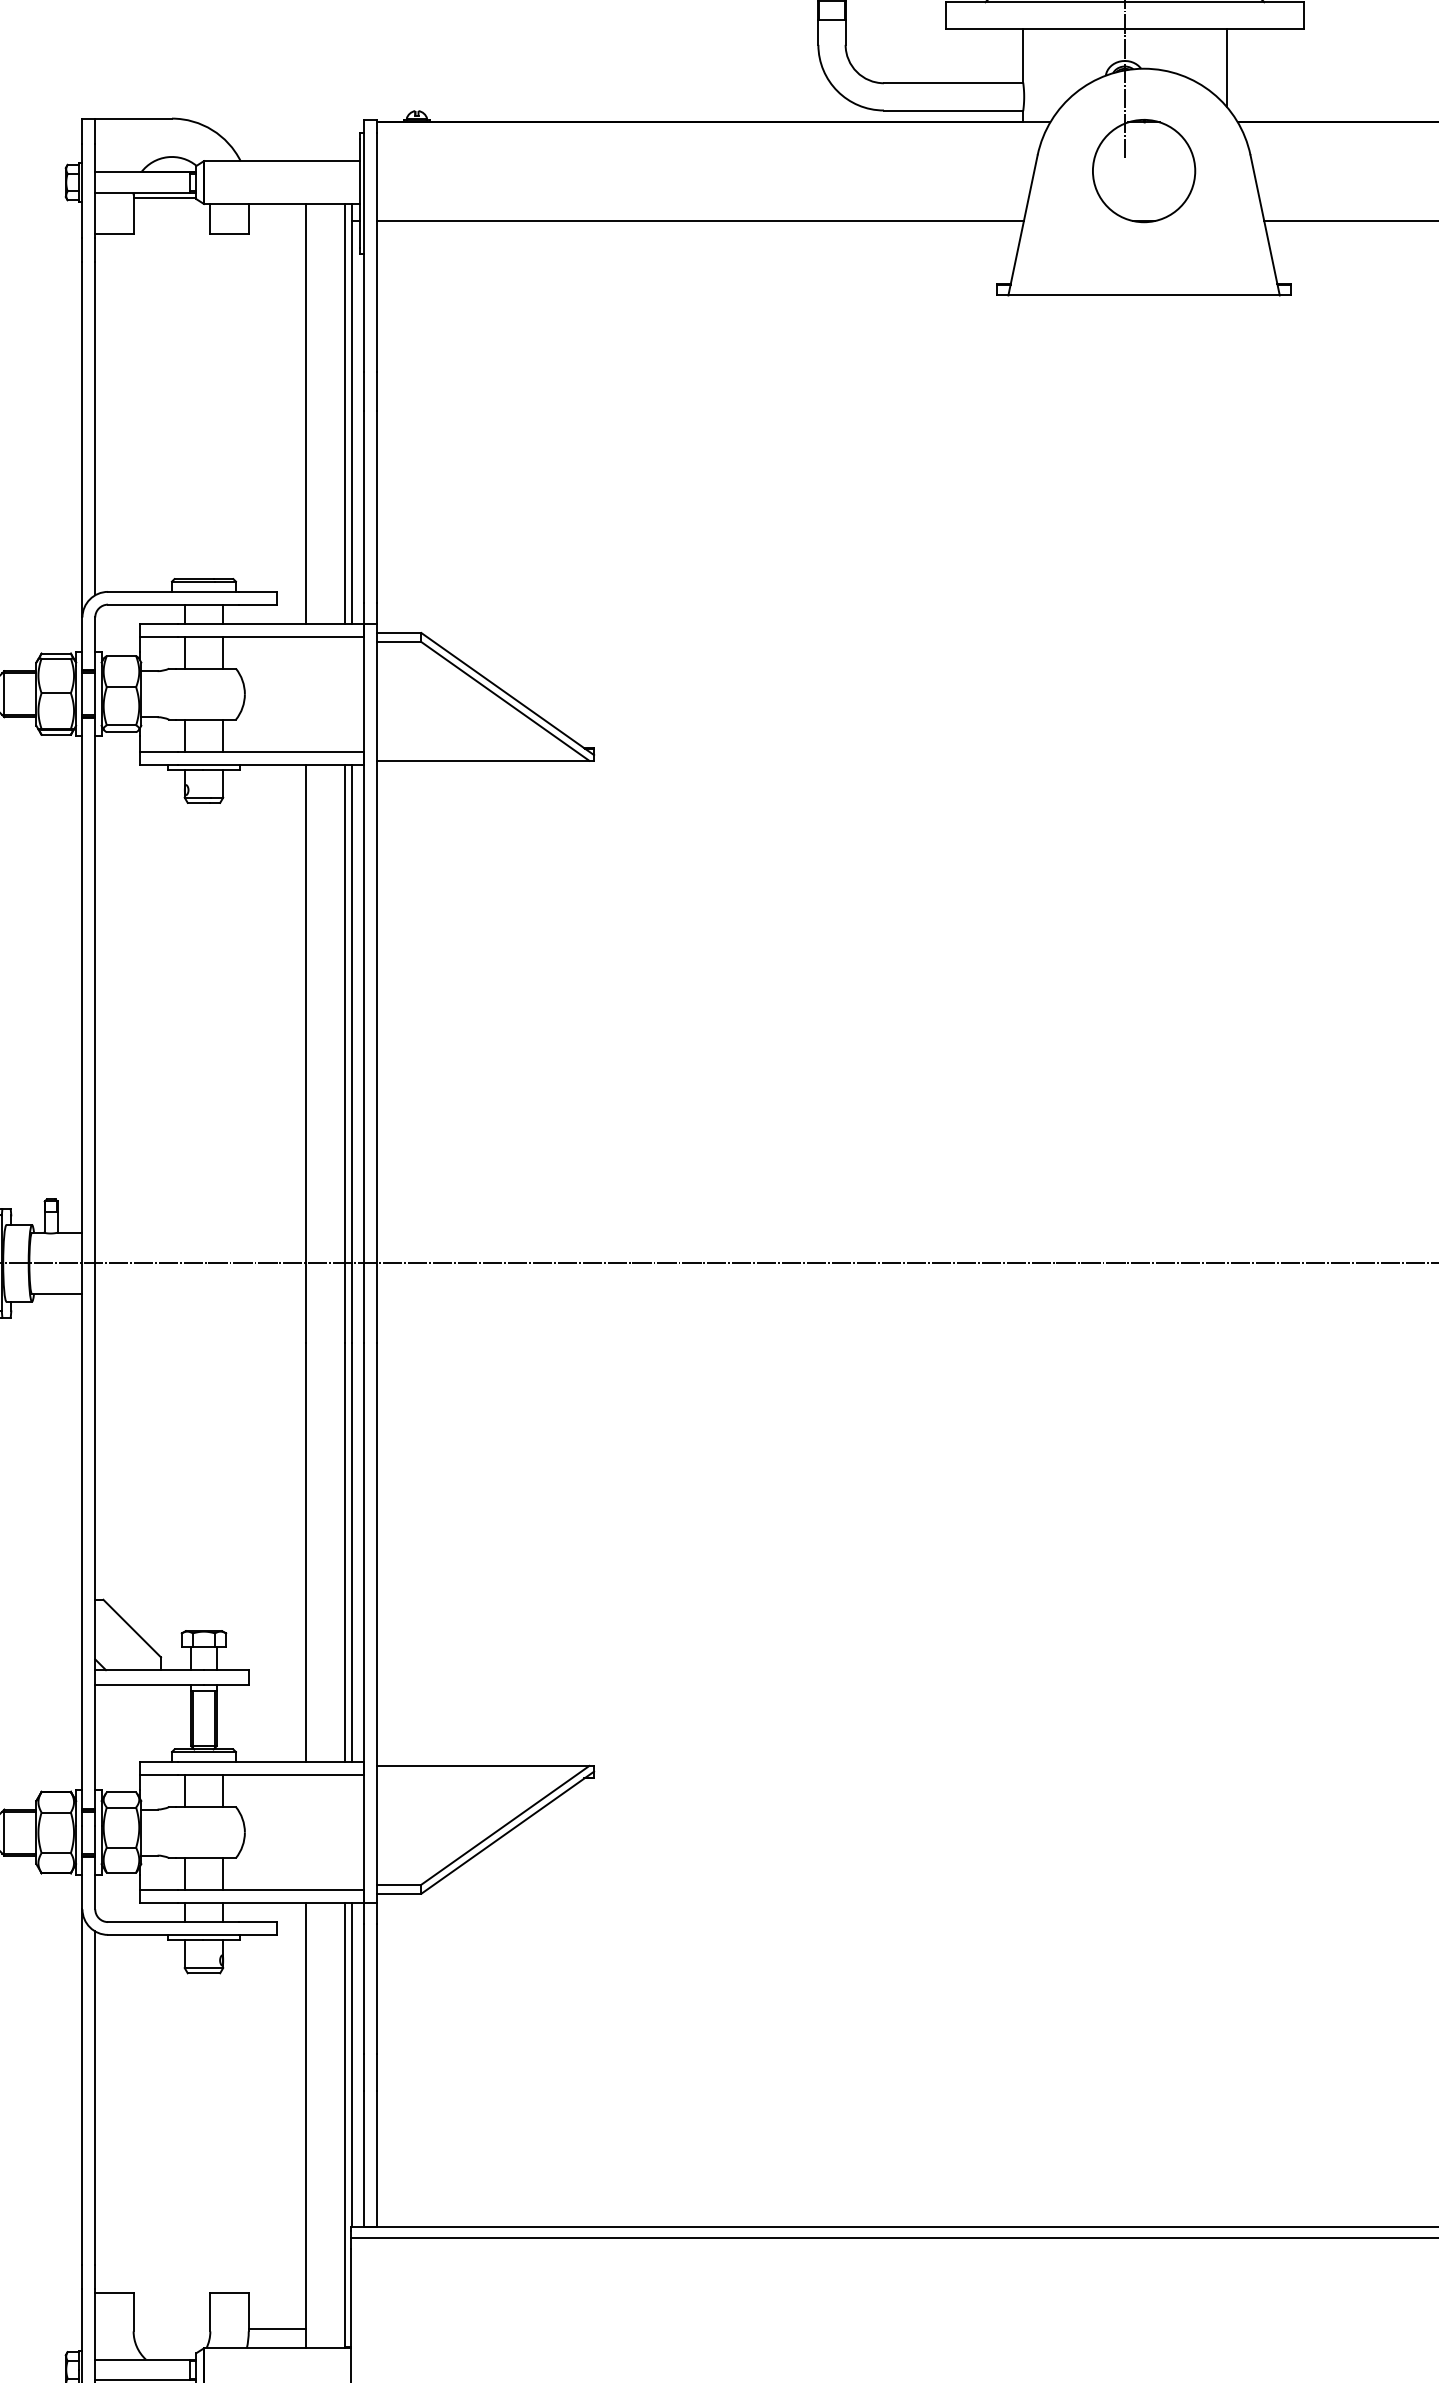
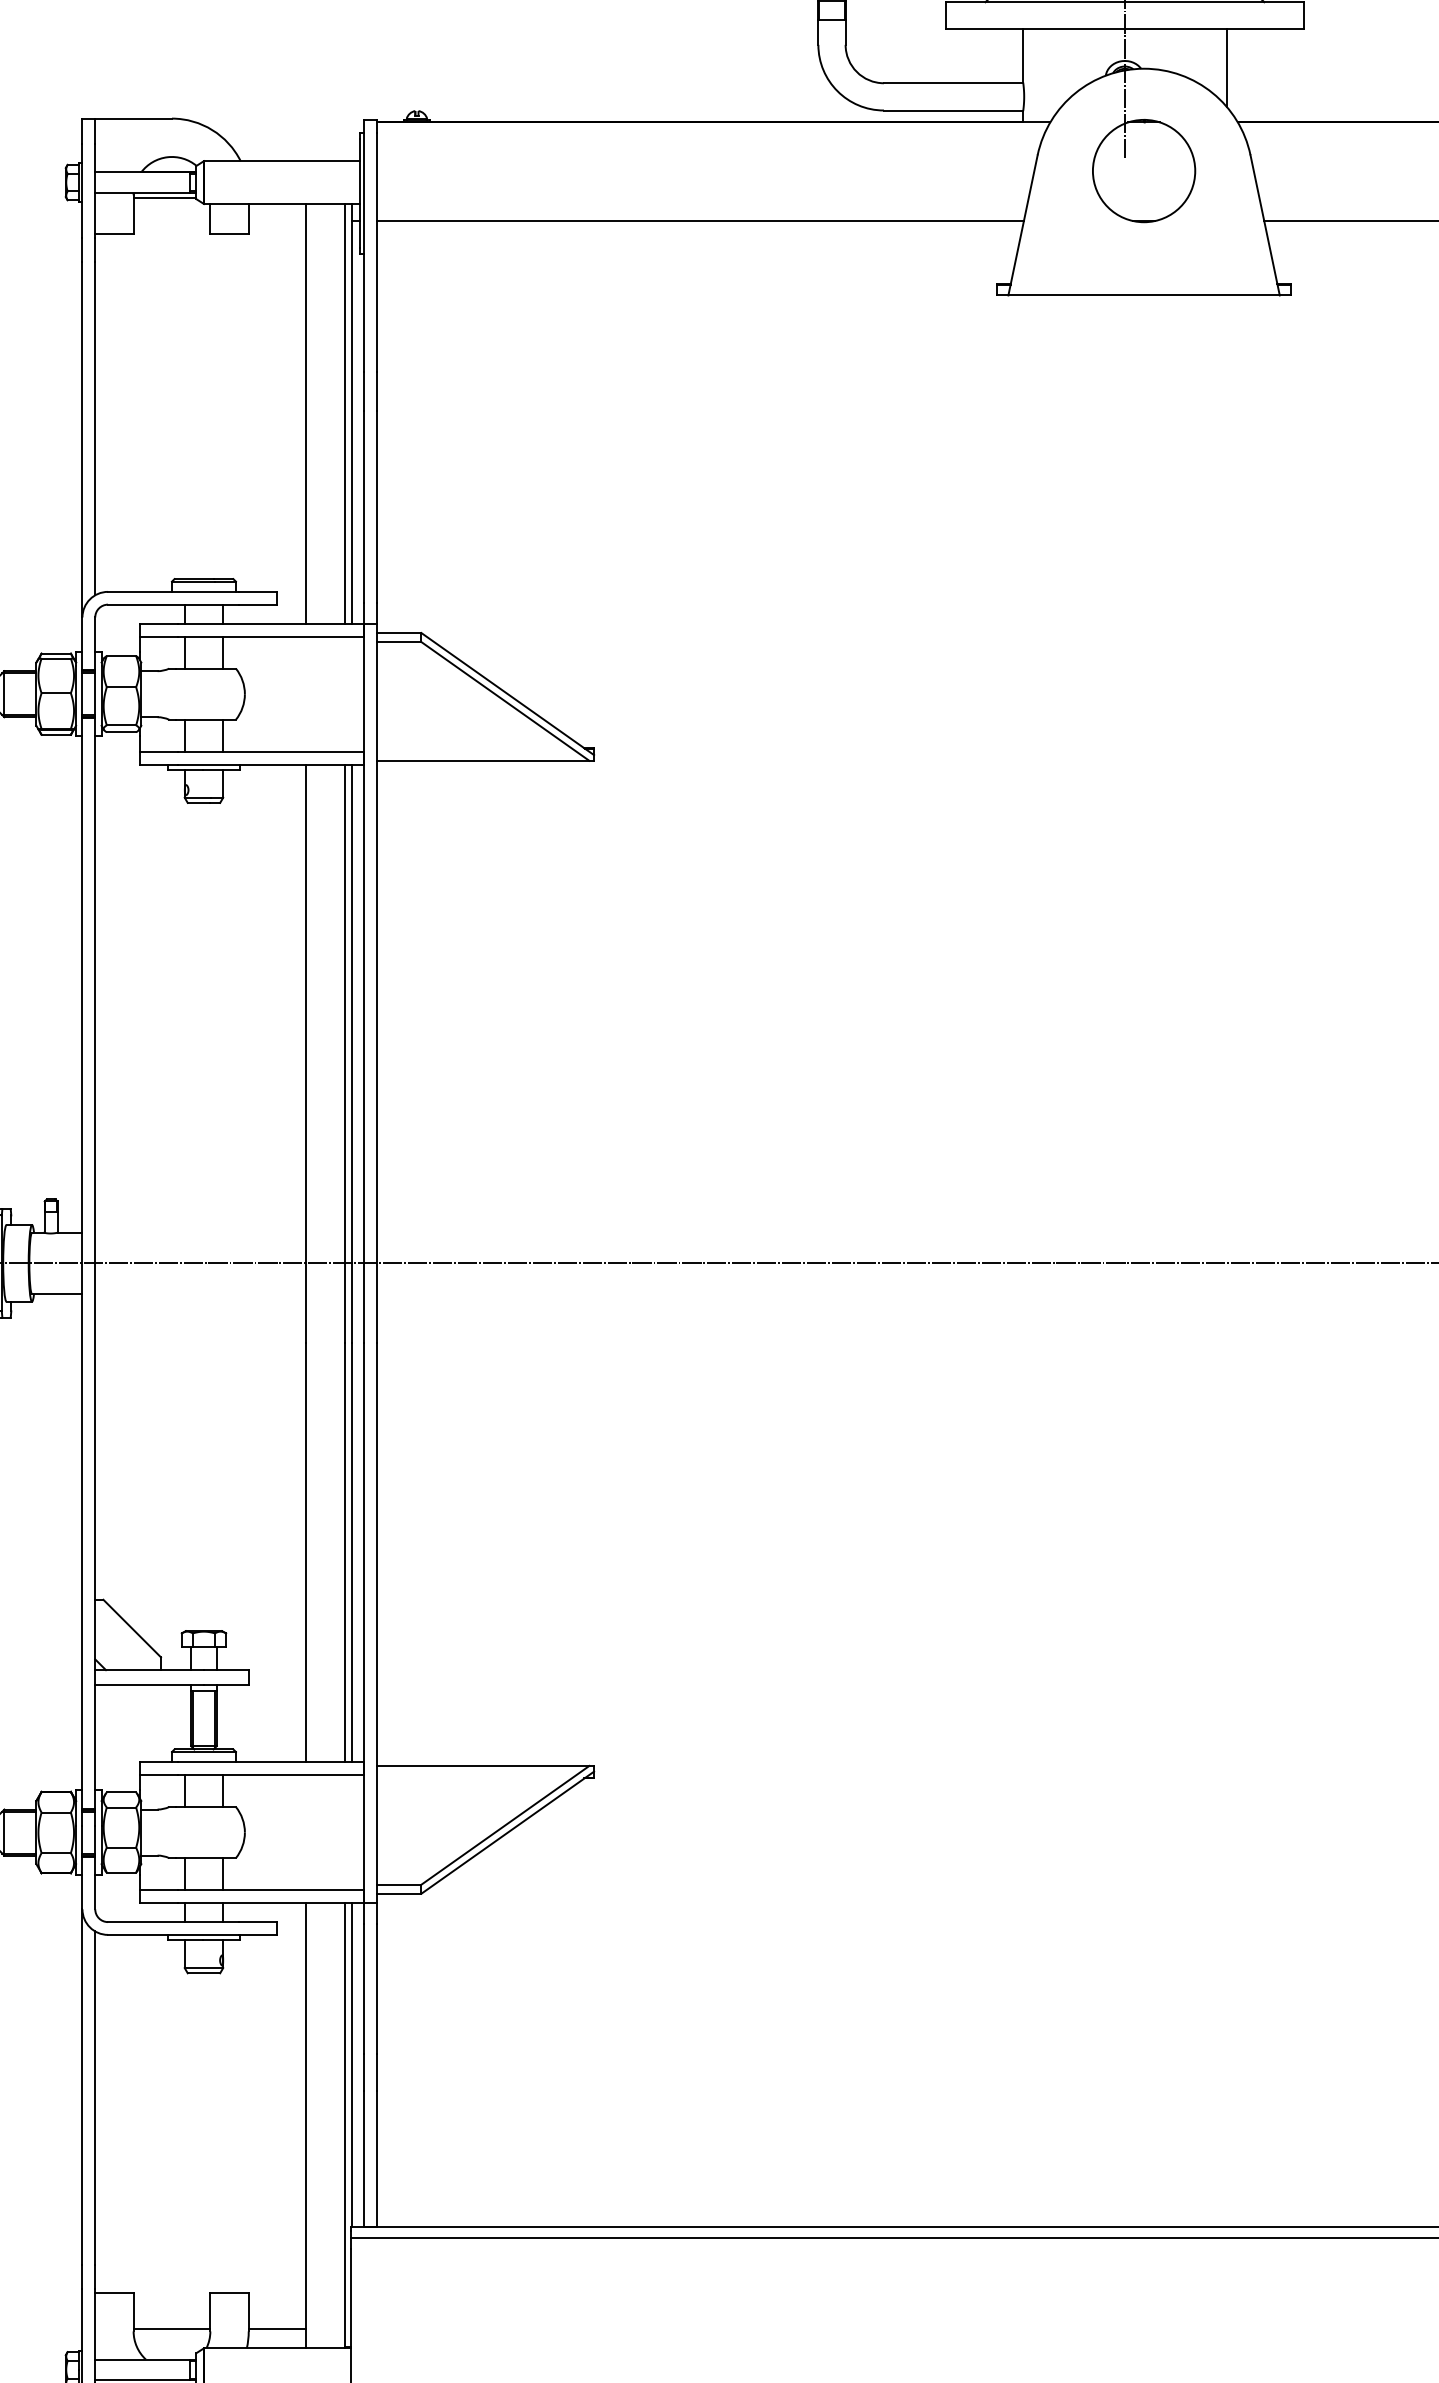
line: none -> present (171, 2328)
